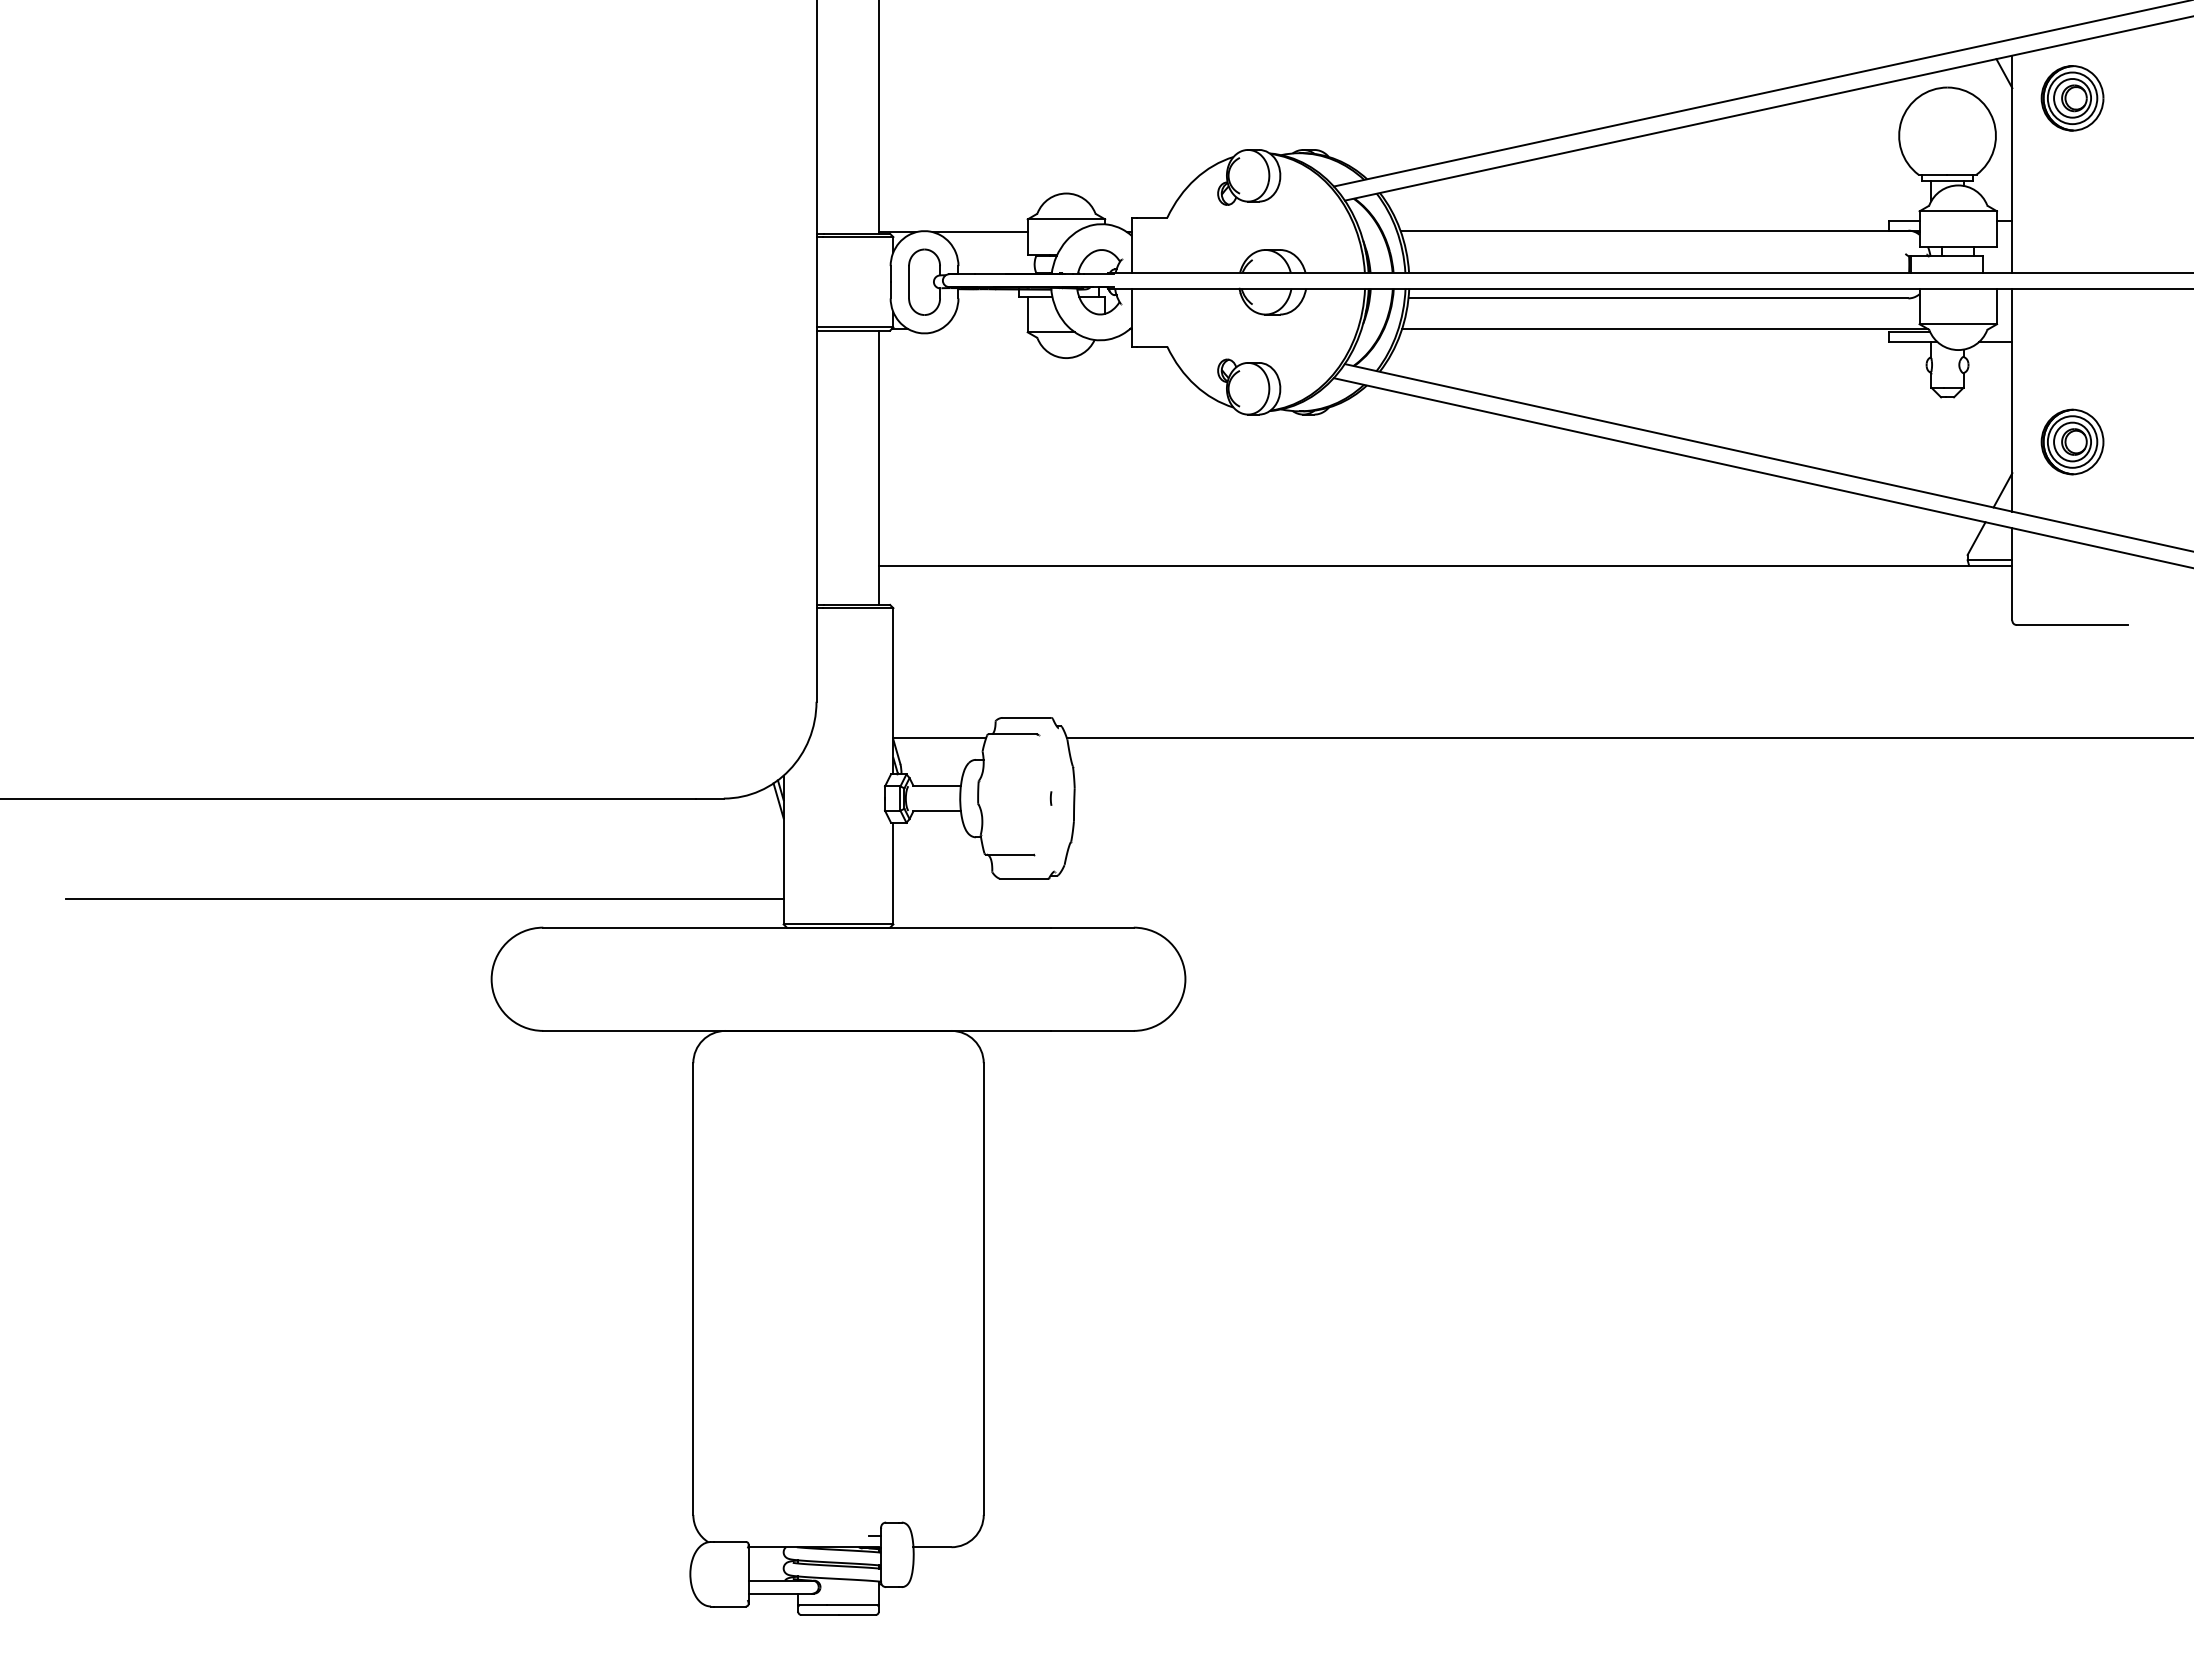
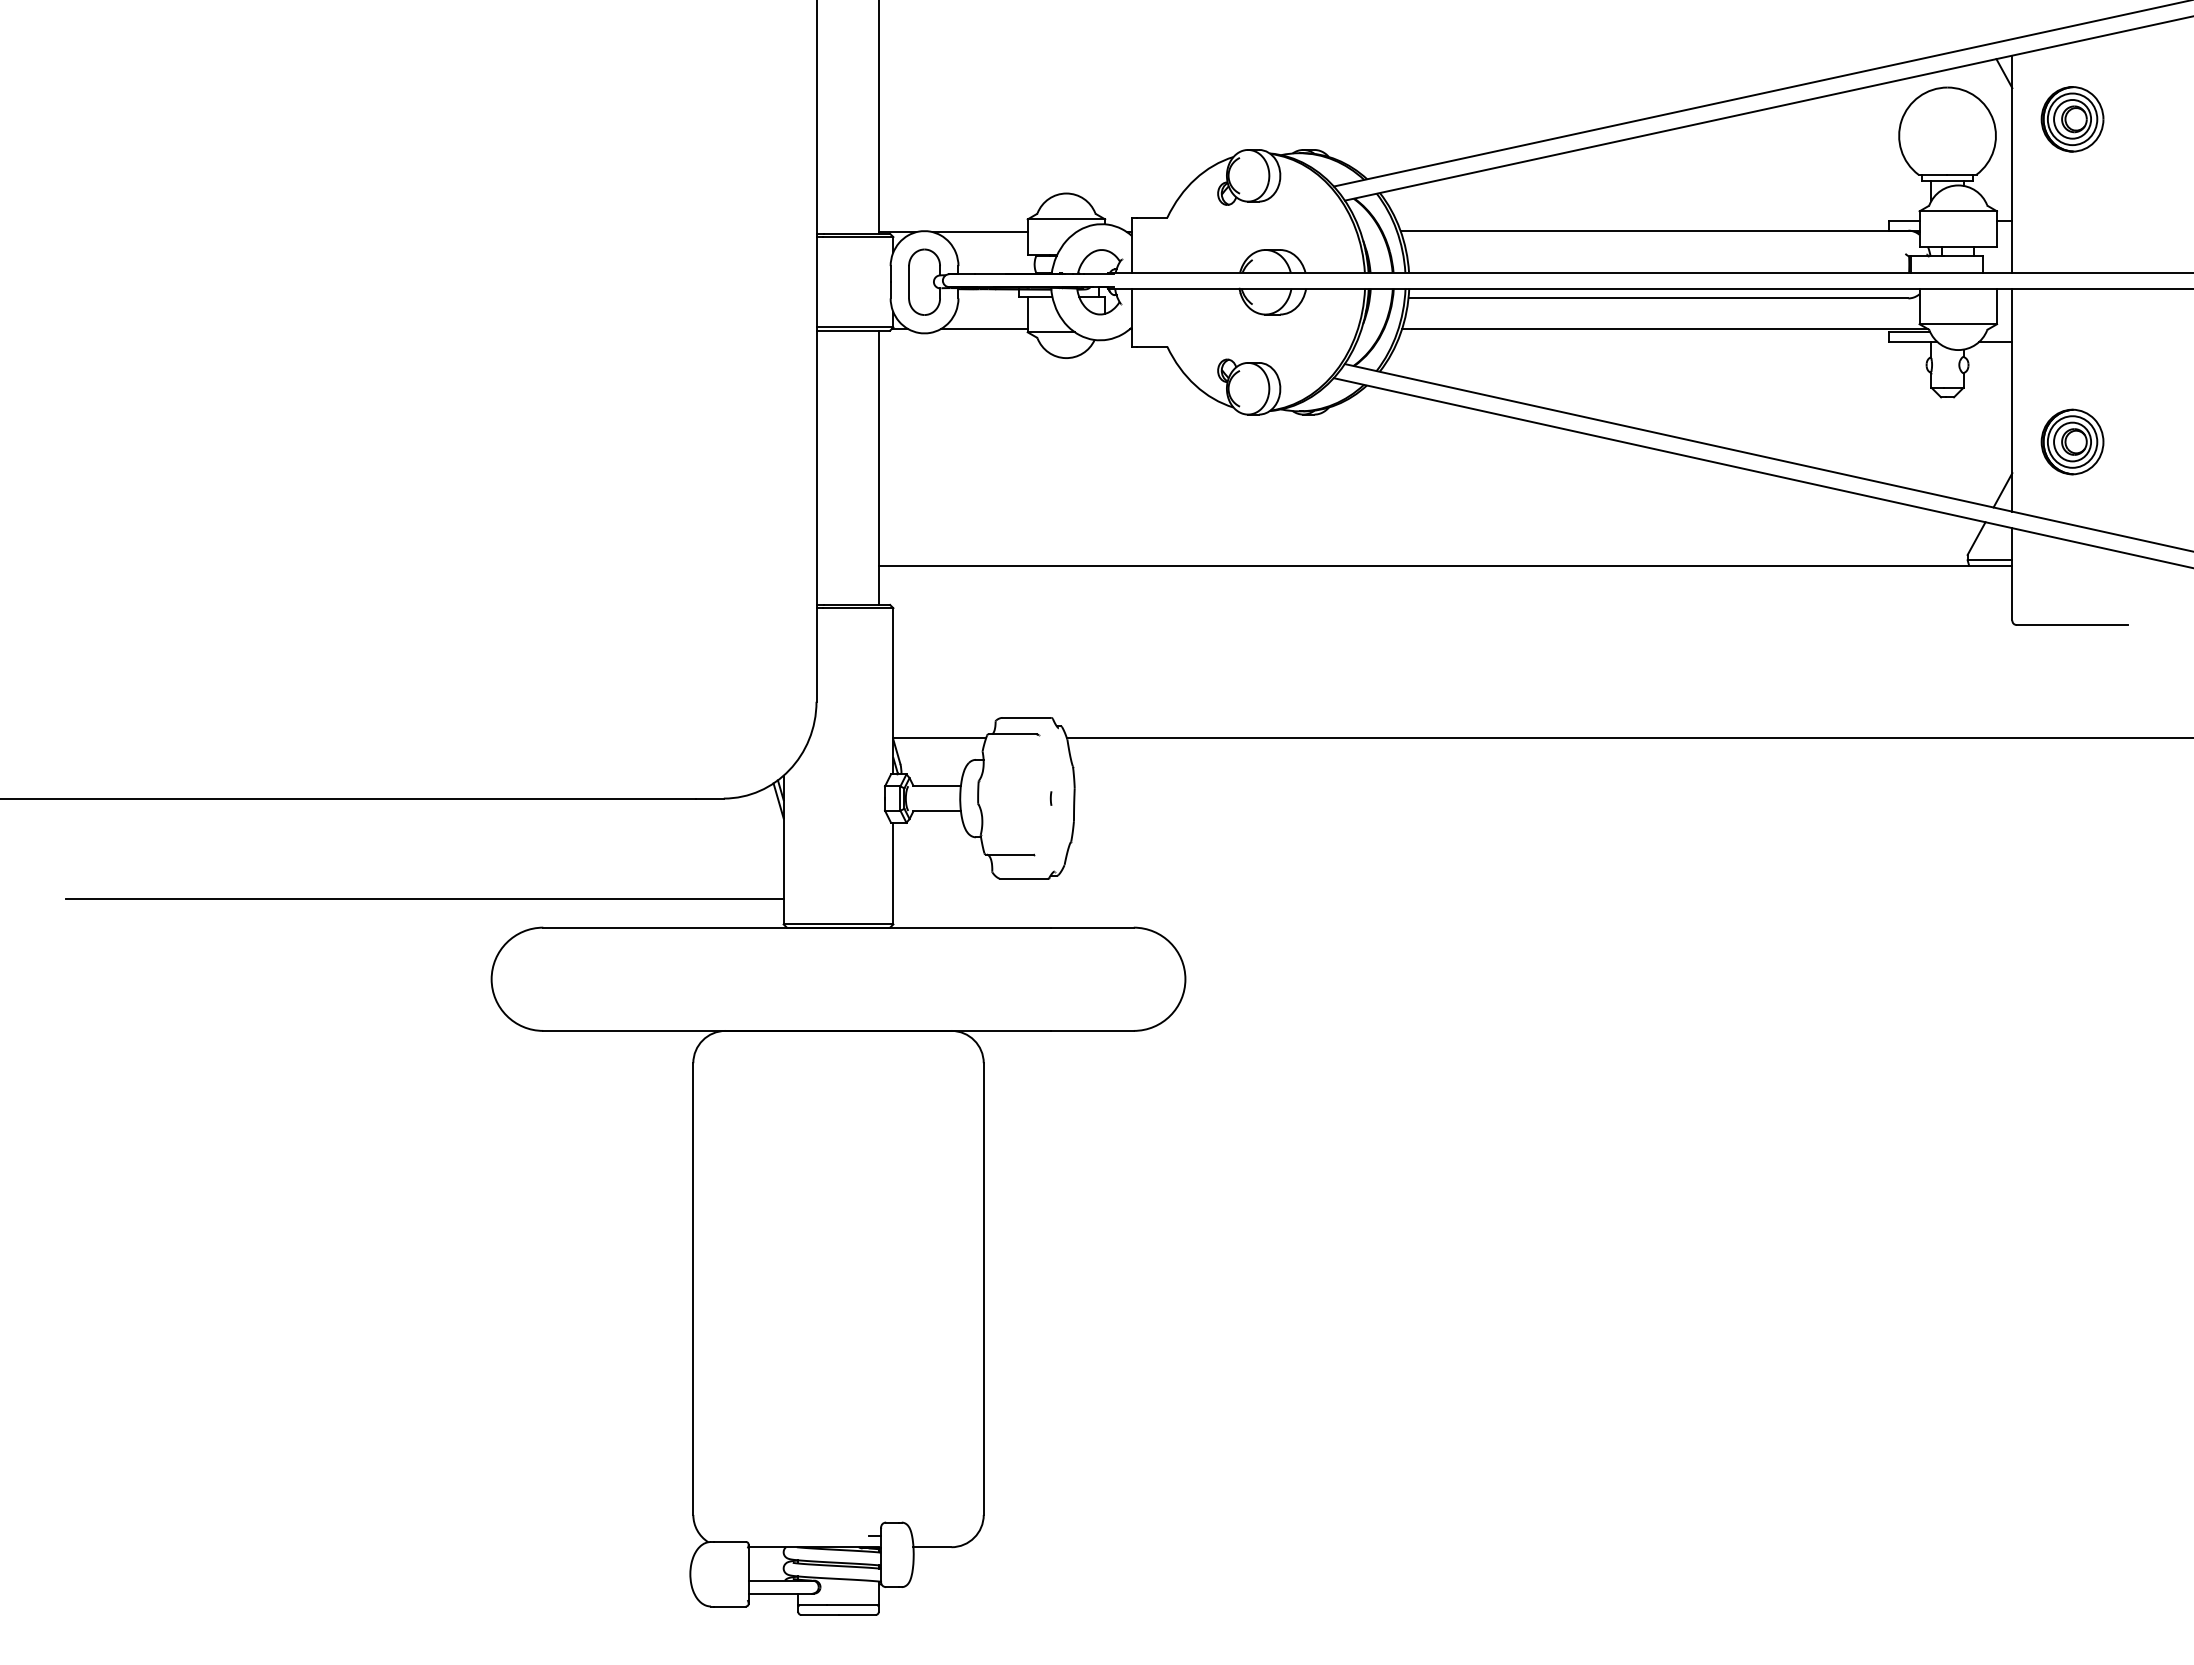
part position: (2072, 98) -> (2072, 119) (2072, 119)
line: none -> present (983, 329)
